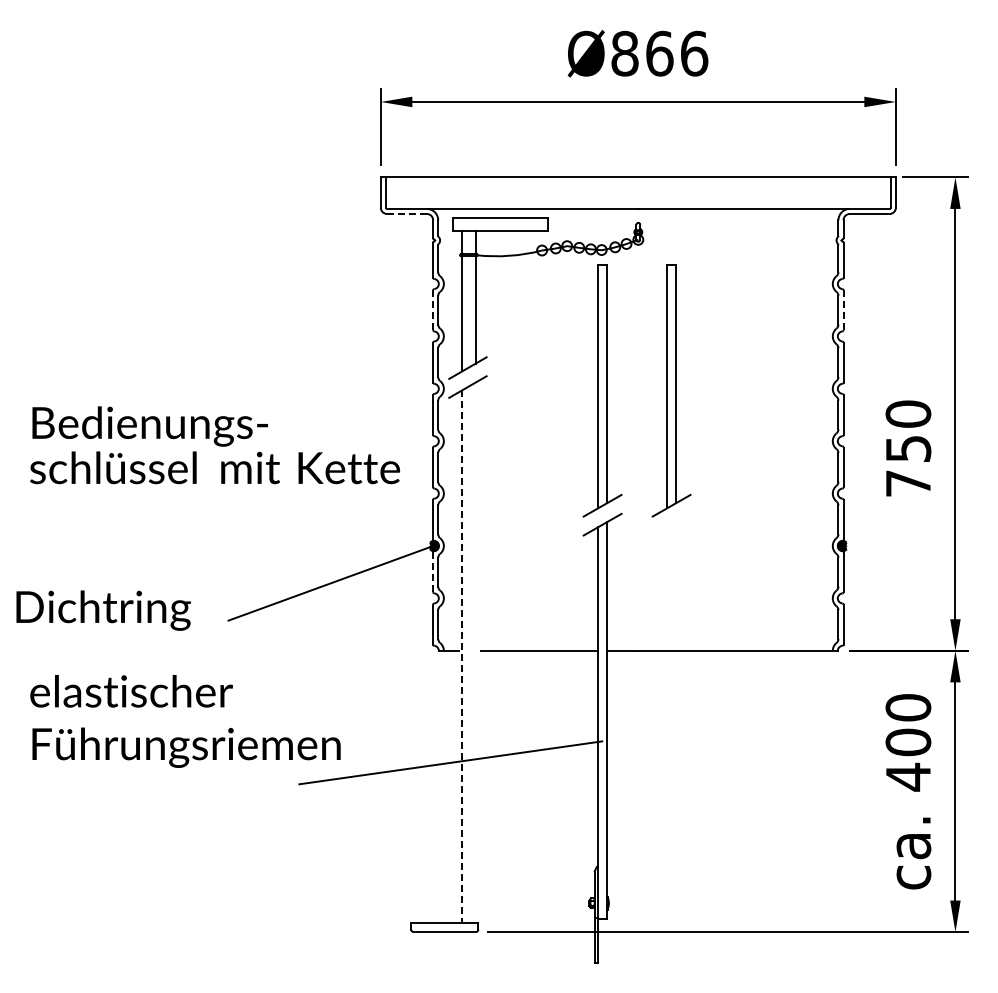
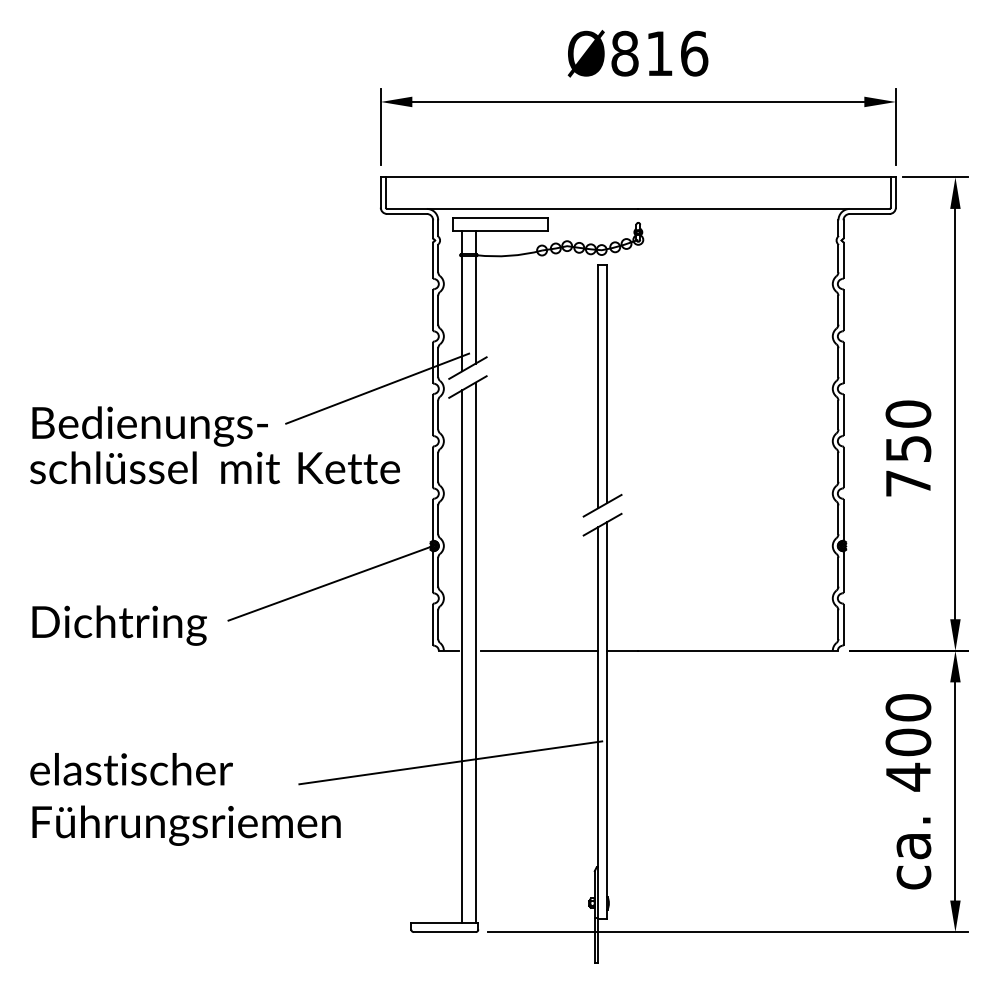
text: Ø866 -> Ø816 (659, 53)
line: dashed -> solid (406, 213)
line: dashed -> solid (433, 310)
line: dashed -> solid (843, 310)
line: none -> present (377, 388)
part: present -> none (671, 390)
line: dashed -> solid (433, 572)
text position: (103, 610) -> (119, 625) (119, 625)
line: none -> present (475, 652)
line: dashed -> solid (462, 657)
text position: (185, 721) -> (185, 799) (185, 799)
